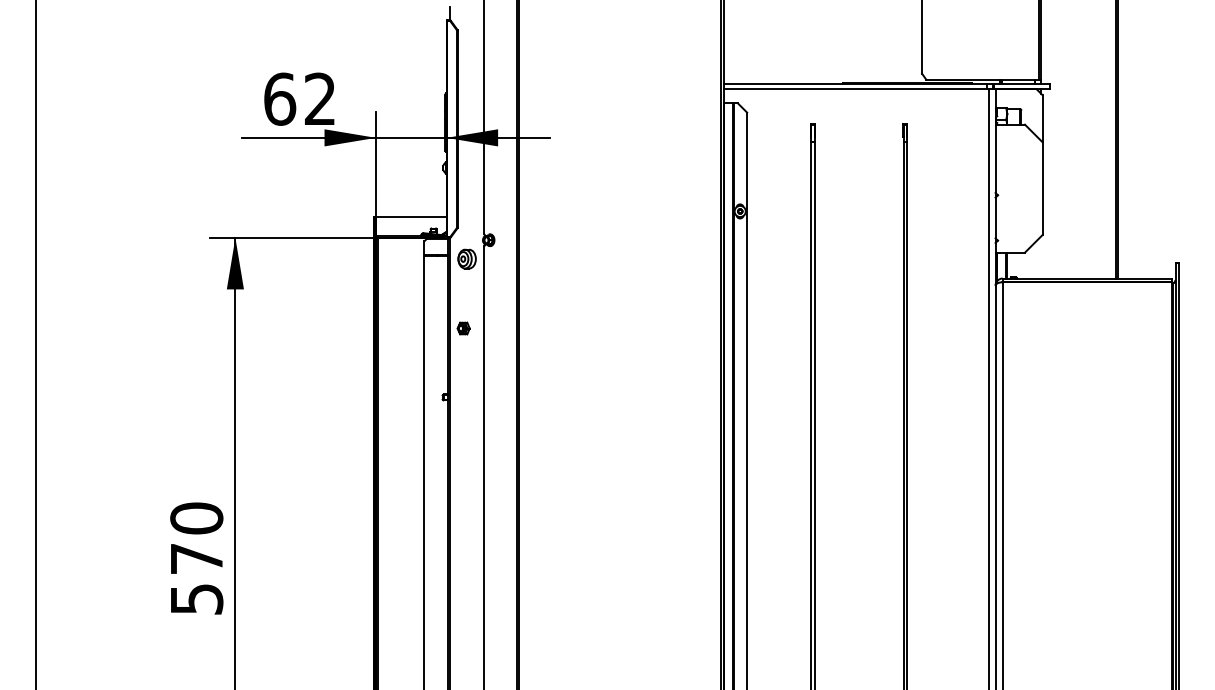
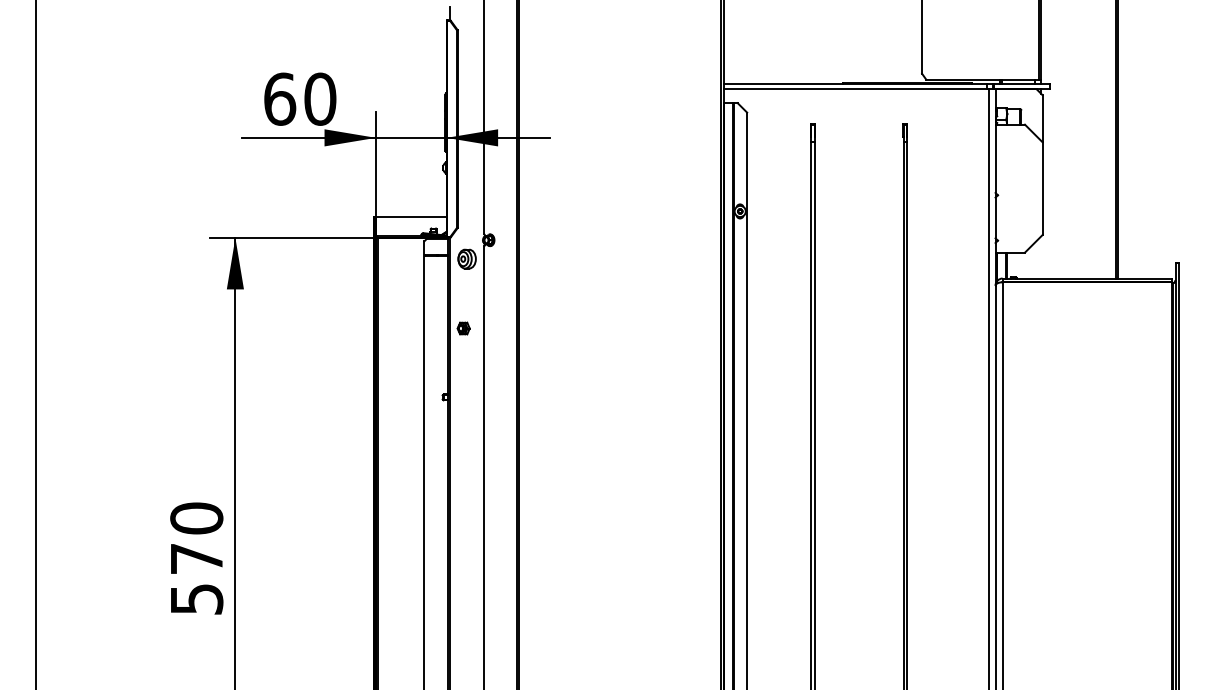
text: 62 -> 60 (320, 98)
